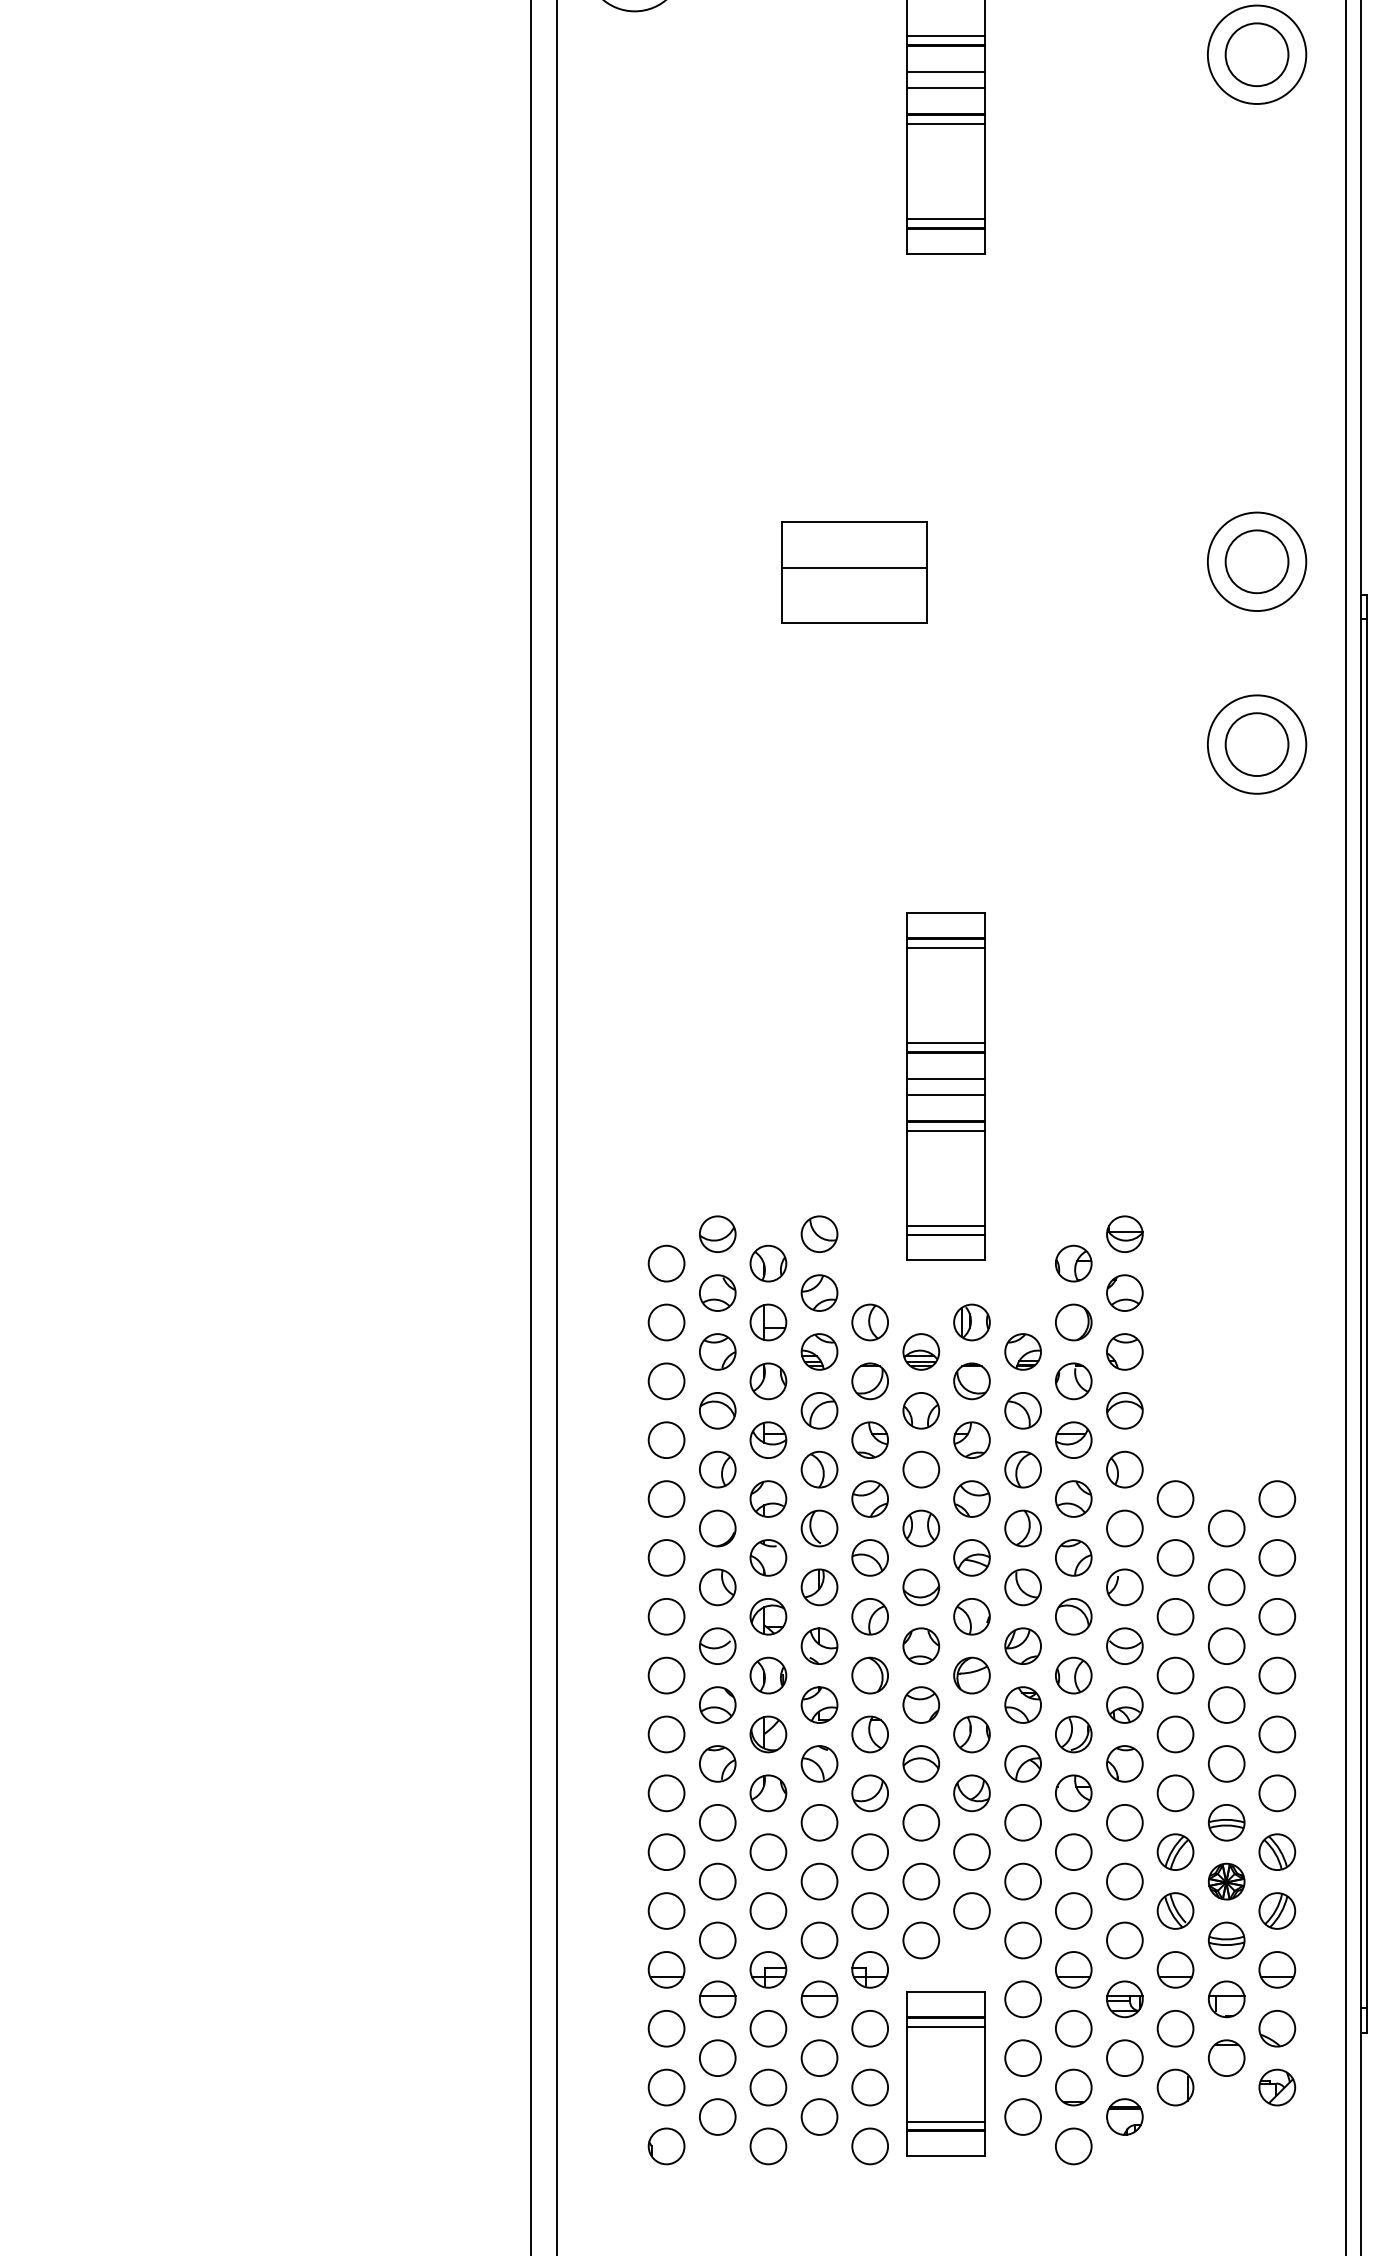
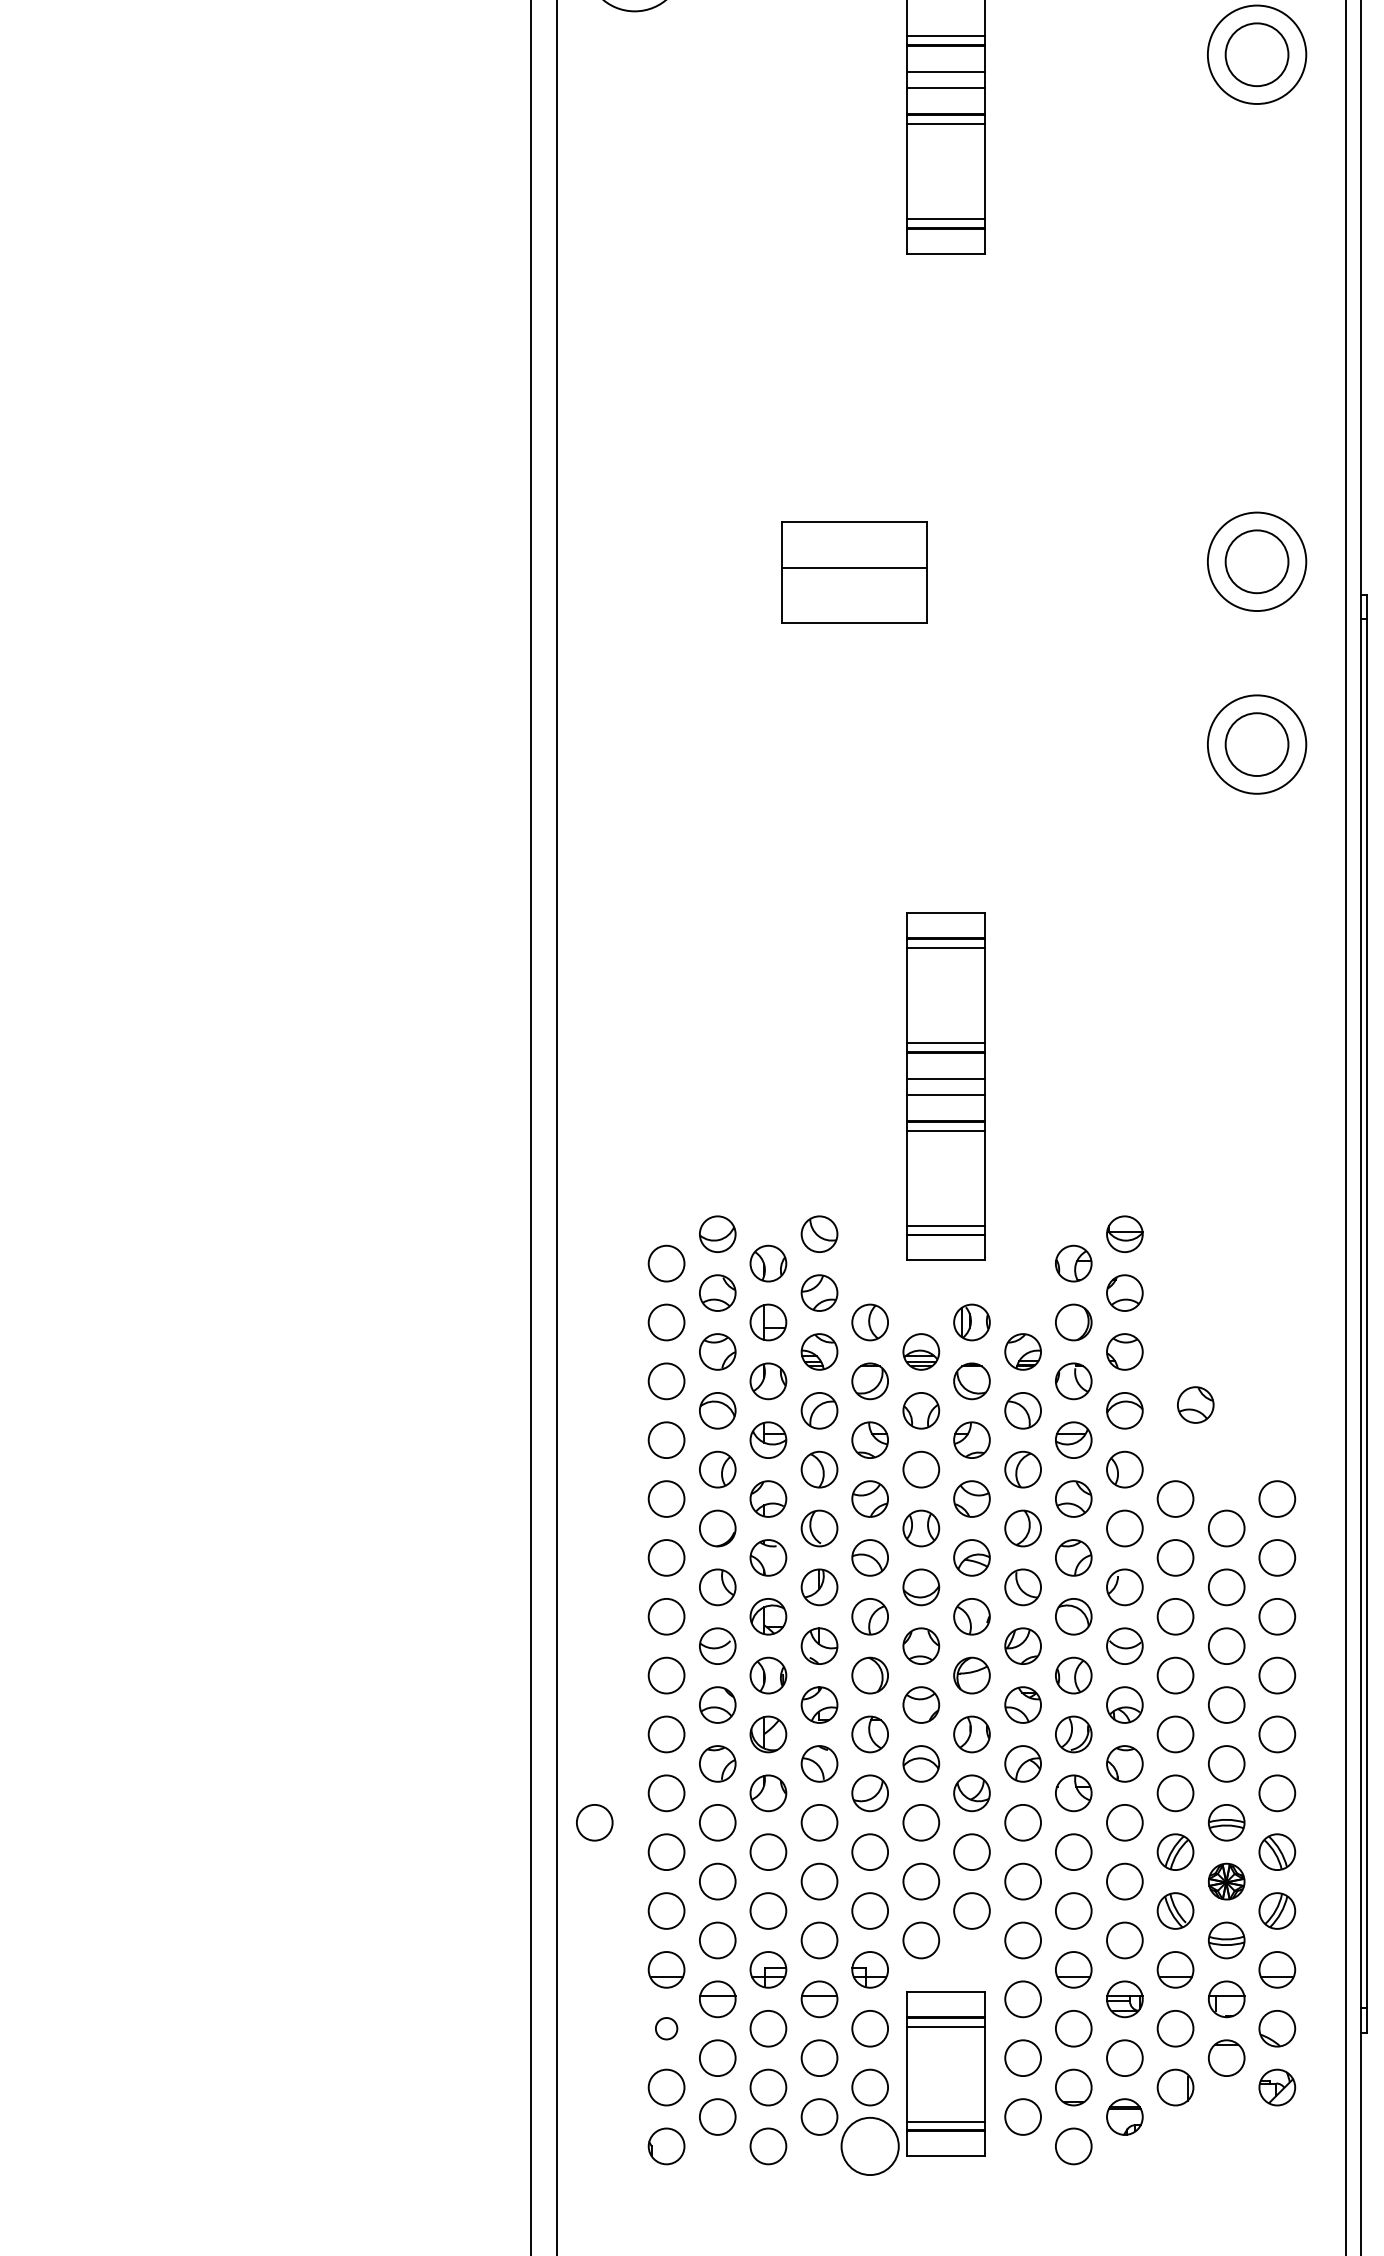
part: none -> present (1195, 1404)
circle: none -> present (594, 1822)
circle diameter: 36 px -> 21 px (666, 2028)
circle diameter: 36 px -> 57 px (869, 2146)
